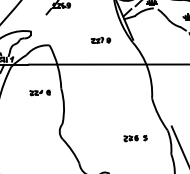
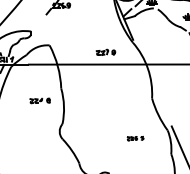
part position: (100, 39) -> (105, 51) (105, 51)
part position: (39, 92) -> (39, 100) (39, 100)
part size: 25x8 px -> 19x6 px (135, 138)
